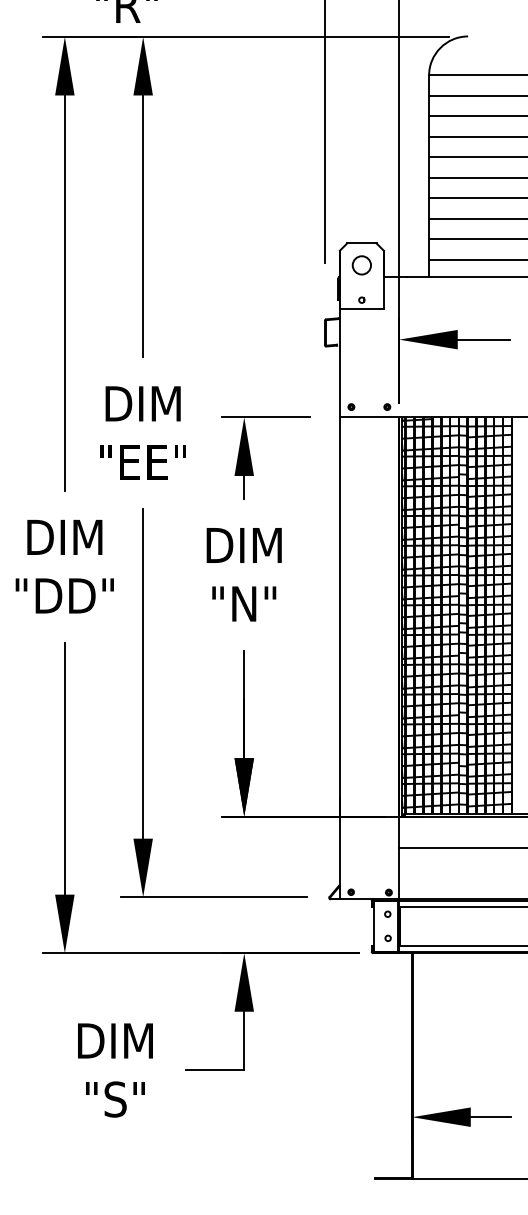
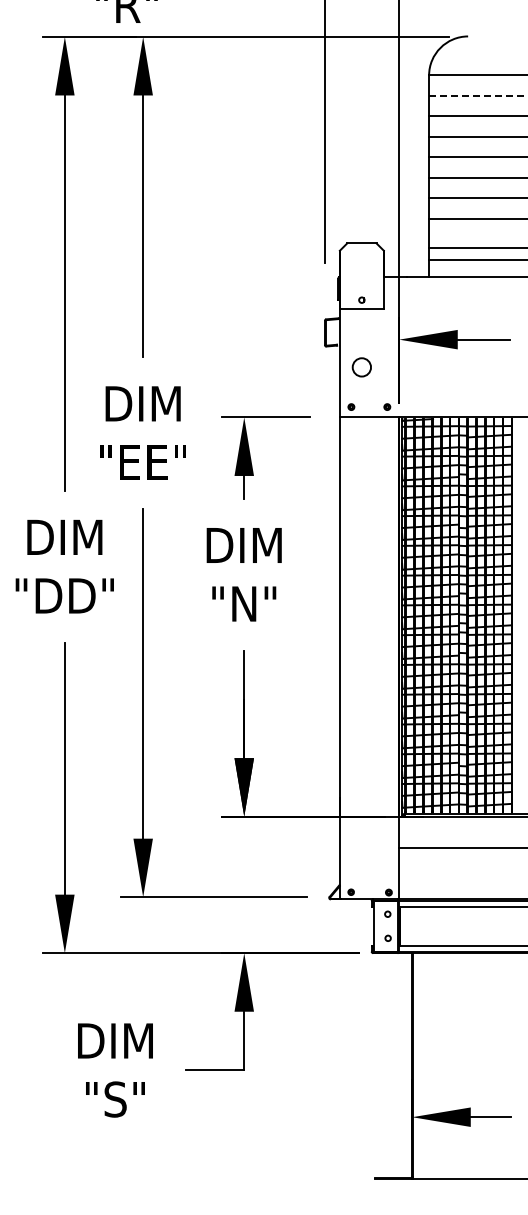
line: solid -> dashed (478, 95)
line position: (476, 239) -> (476, 248) (476, 248)
circle position: (361, 265) -> (361, 367) (361, 367)
